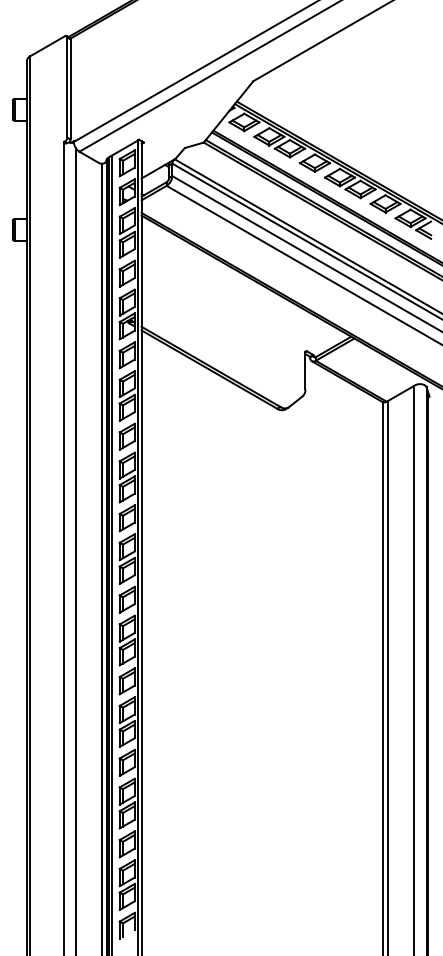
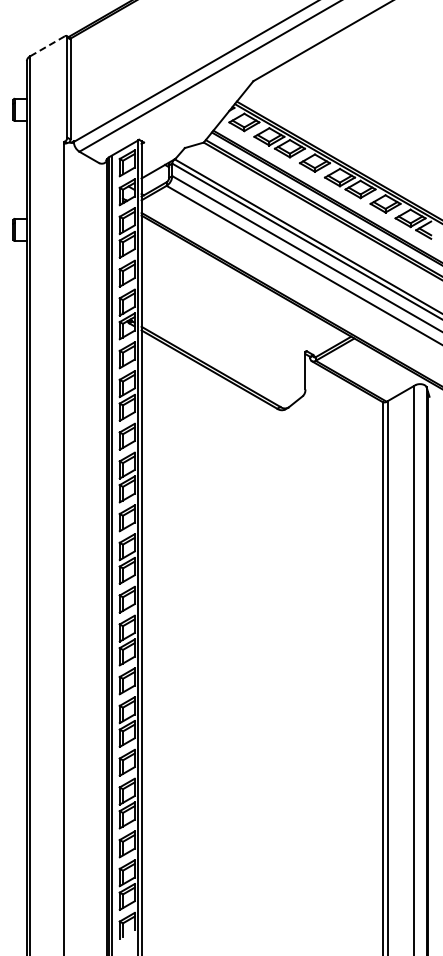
line: solid -> dashed (48, 46)
line: present -> none (75, 549)
line: present -> none (102, 557)
